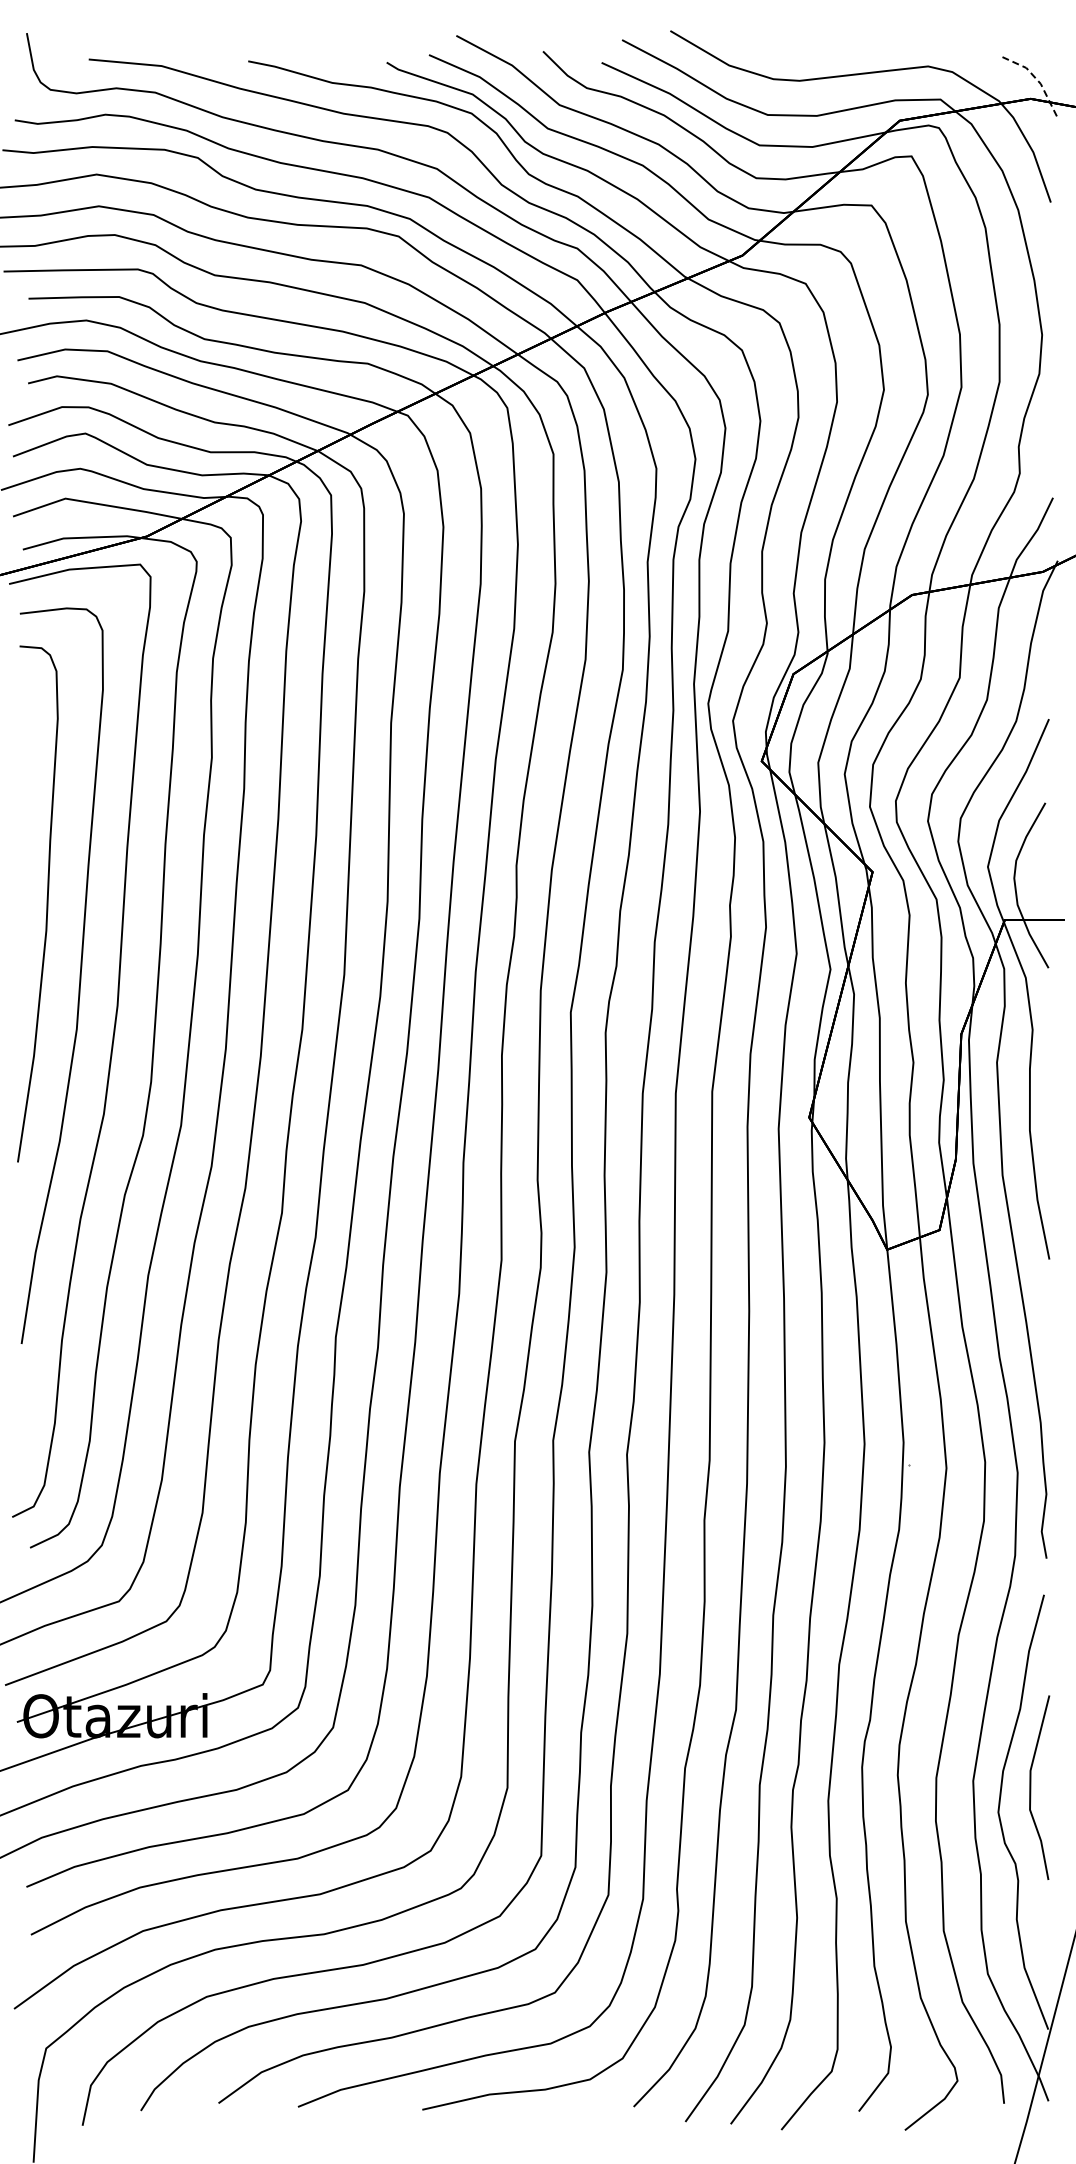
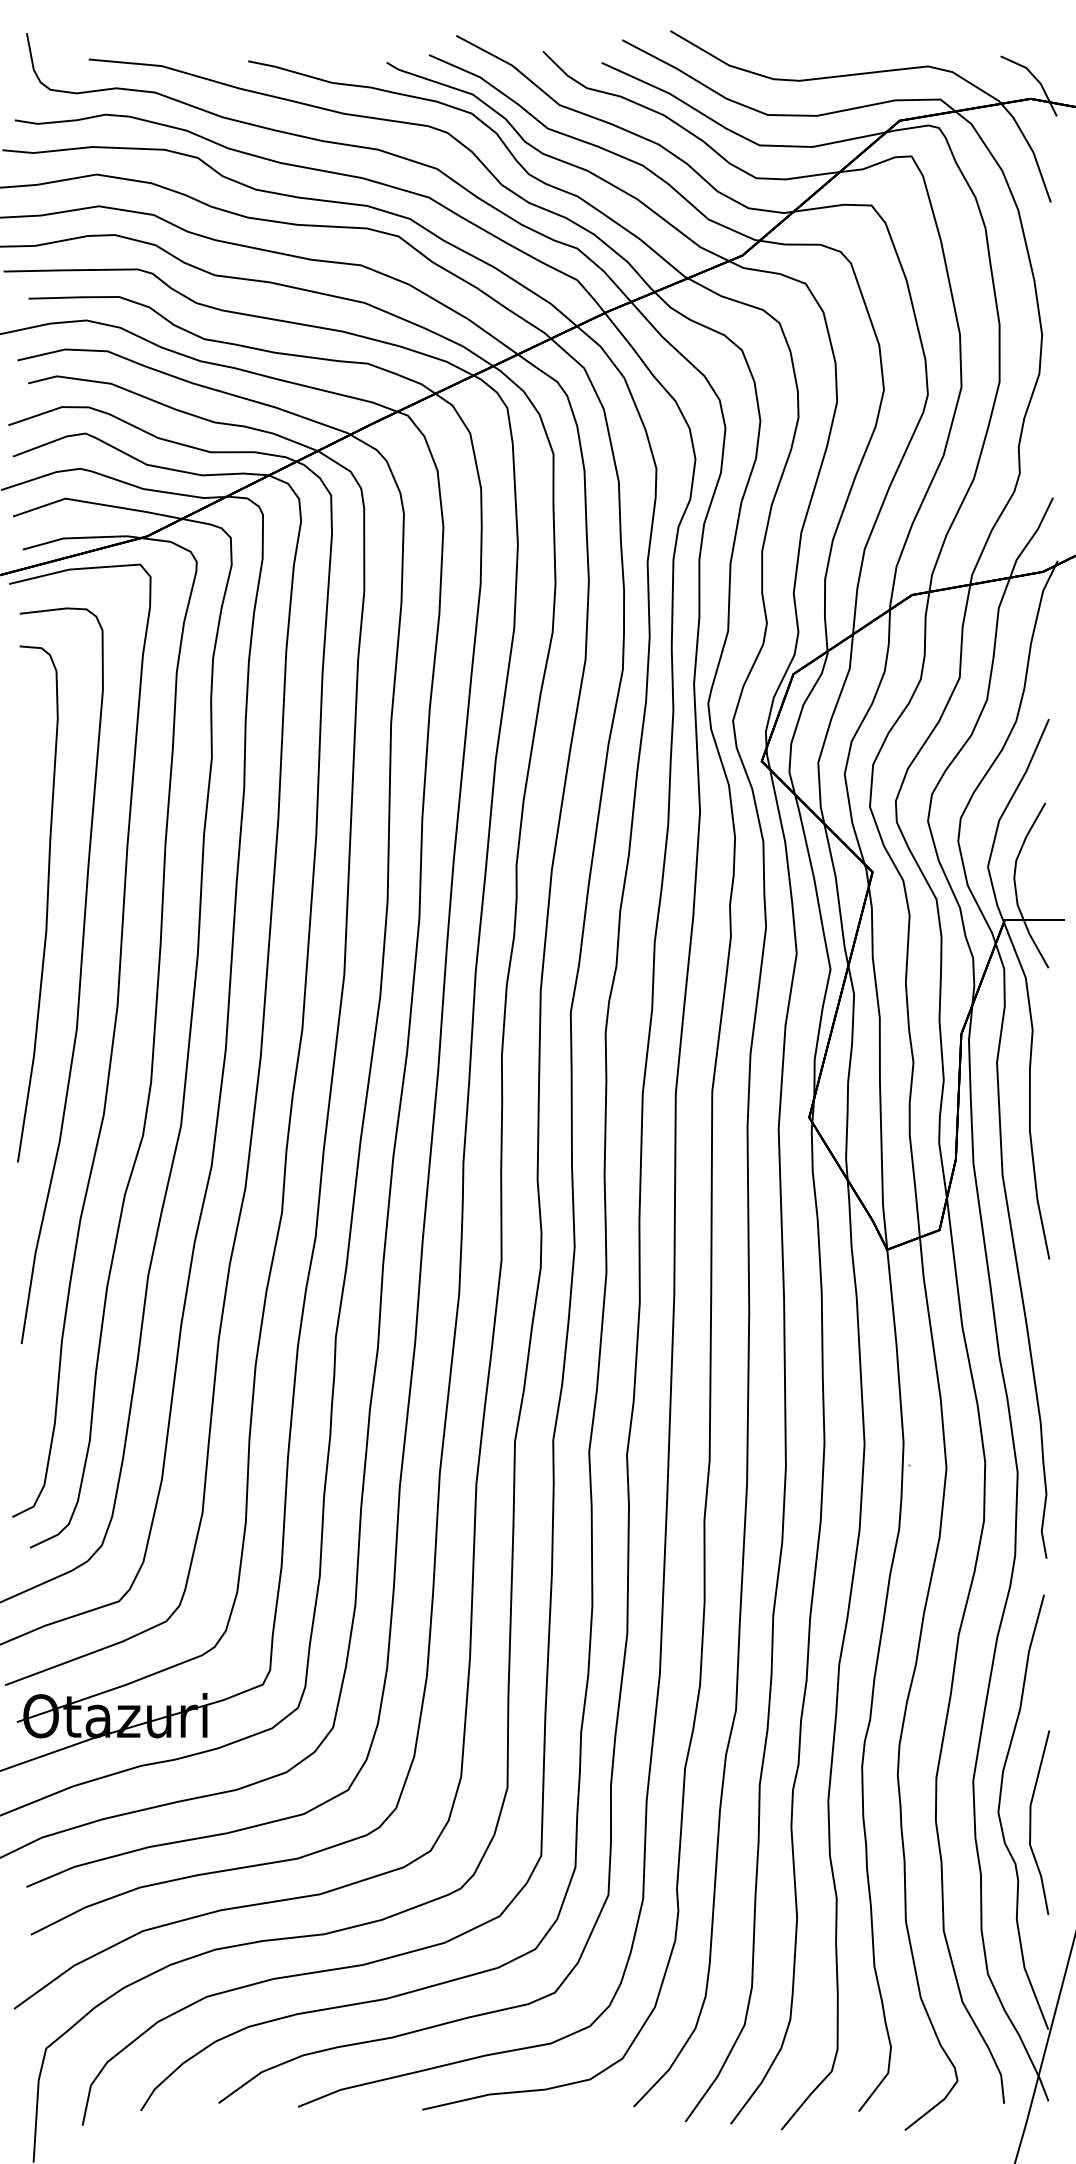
line: dashed -> solid (1036, 78)
line position: (1031, 1787) -> (1031, 1822) (1031, 1822)
